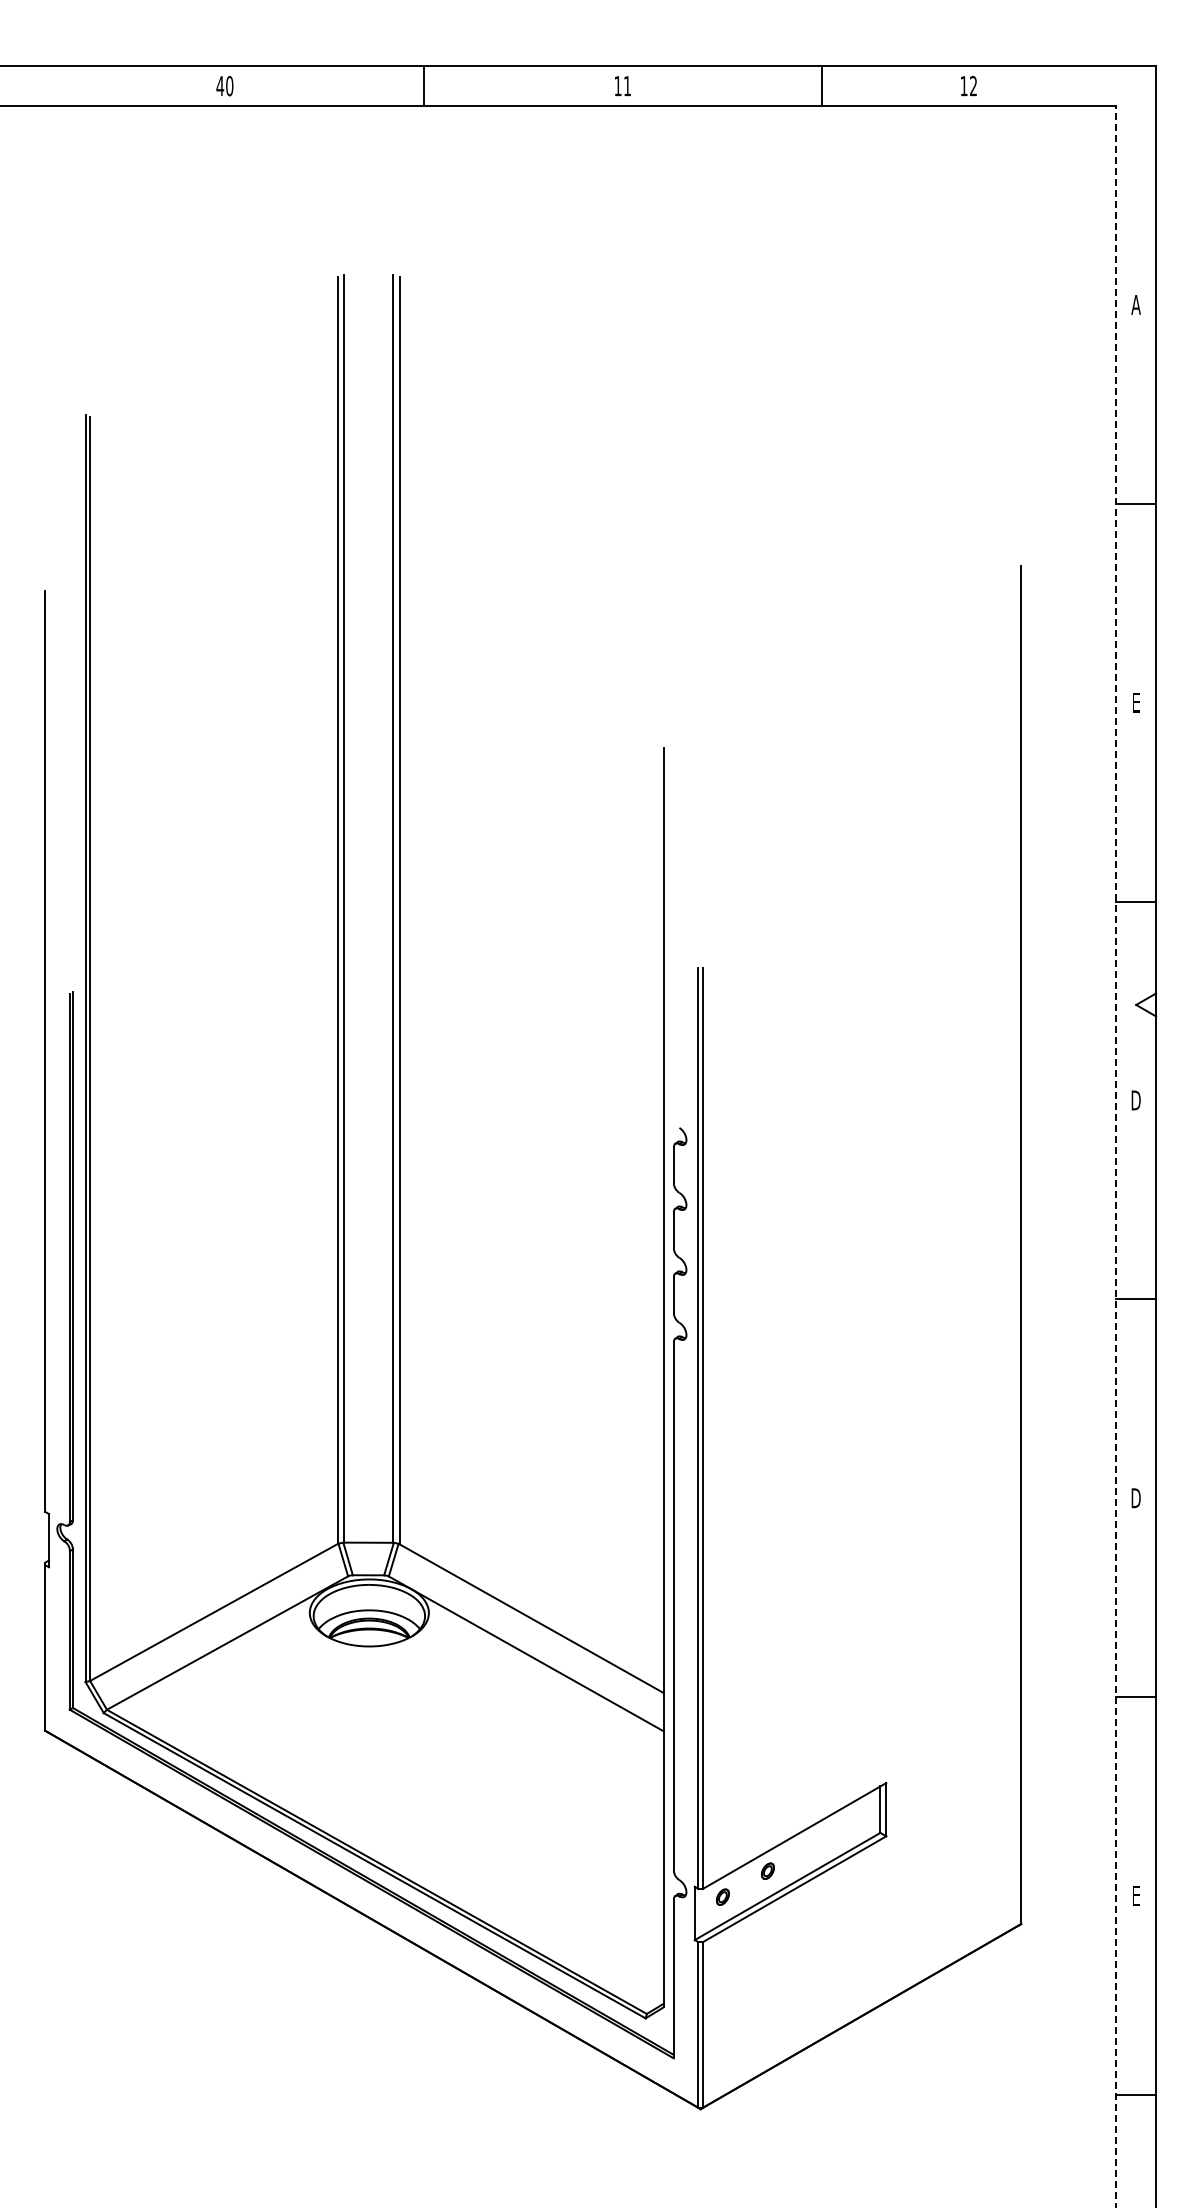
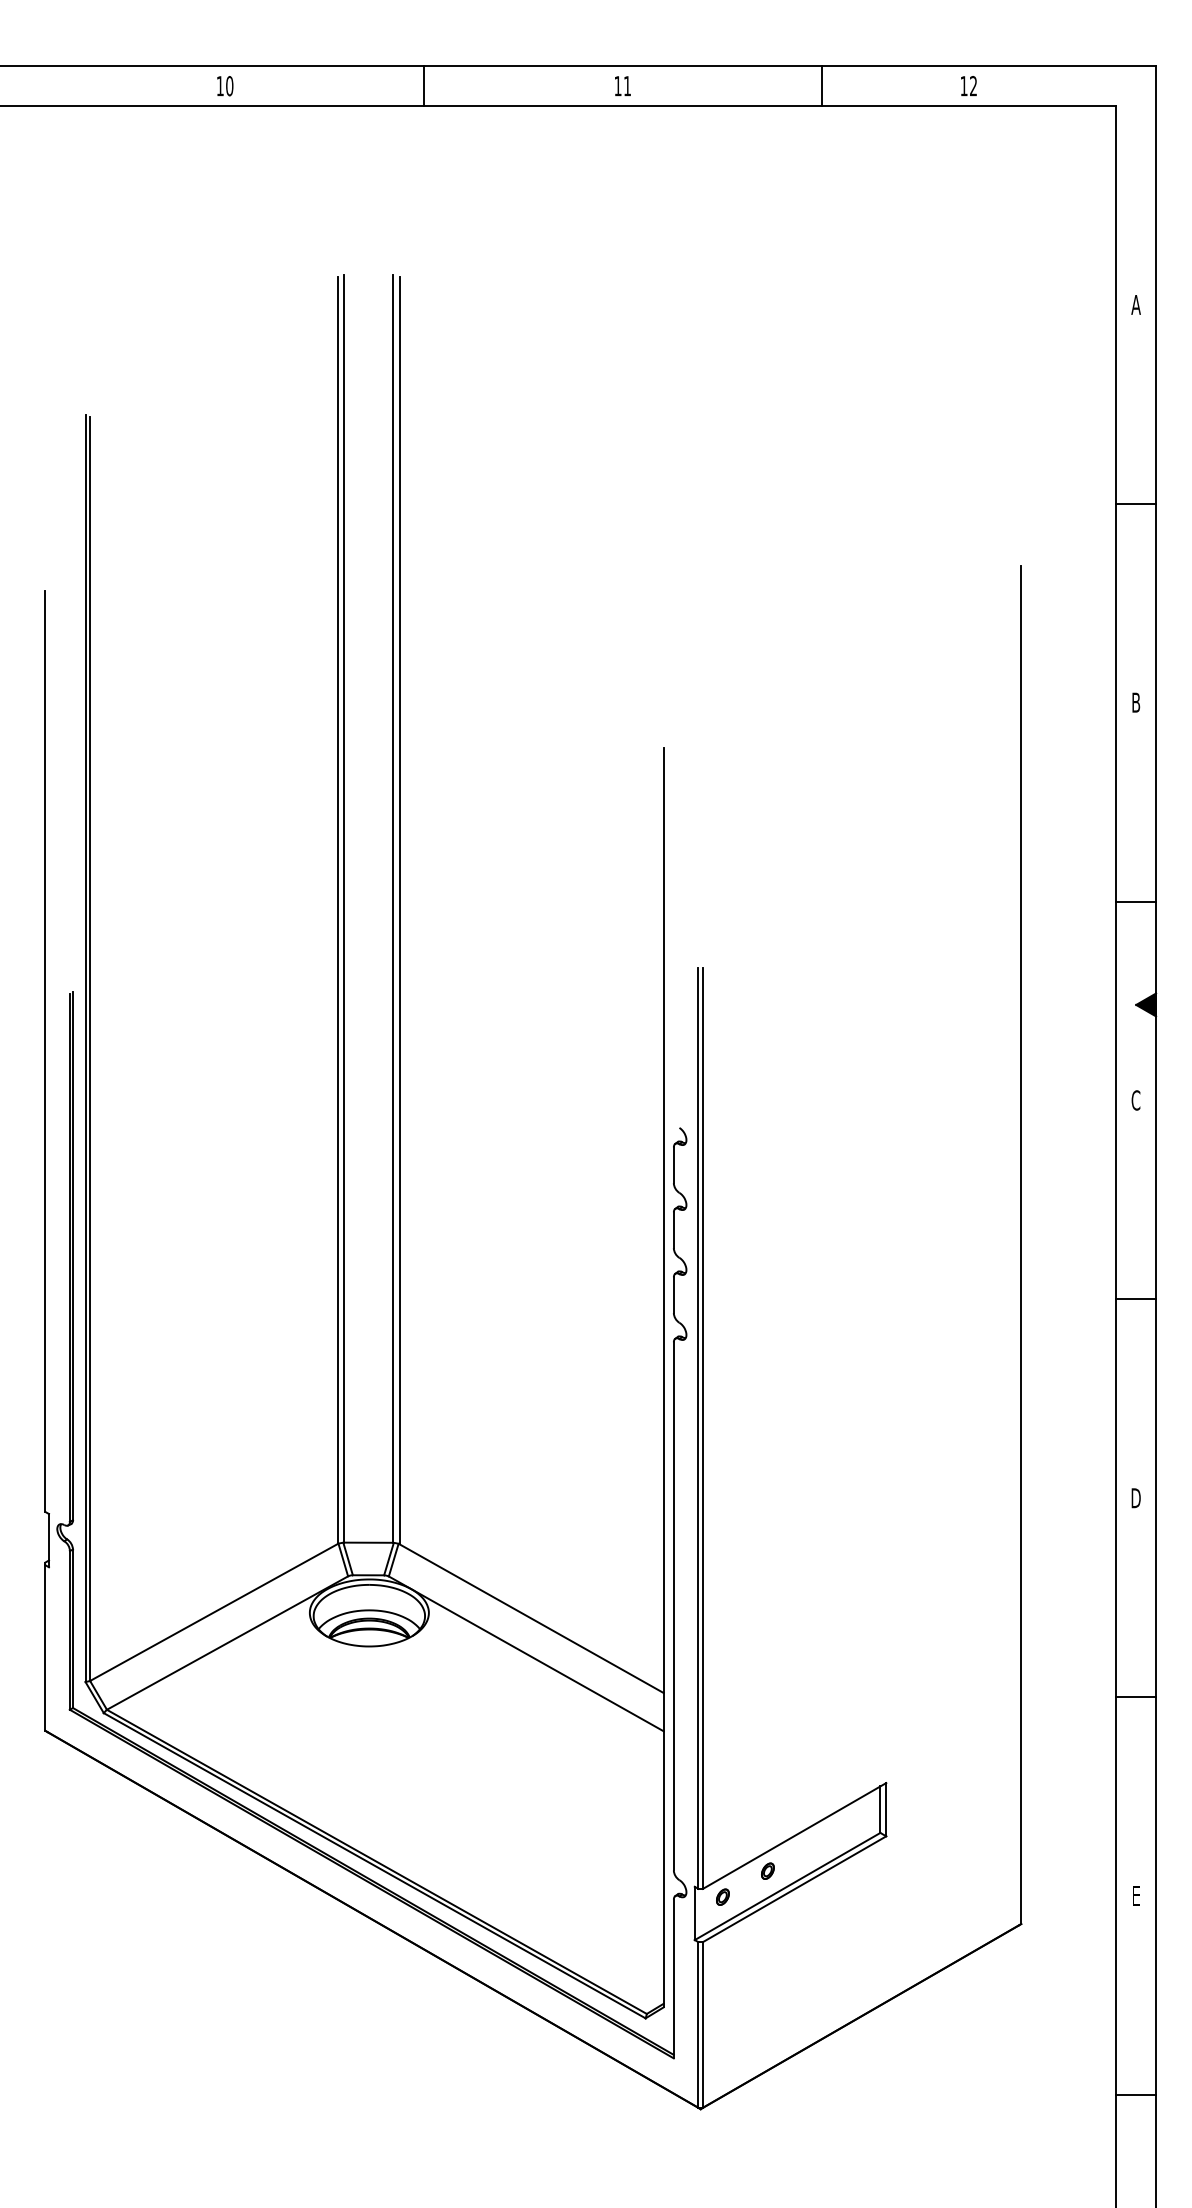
text: 40 -> 10 (220, 86)
text: E -> B (1136, 702)
fill: none -> present (1146, 1004)
text: D -> C (1135, 1100)
line: dashed -> solid (1116, 1156)
